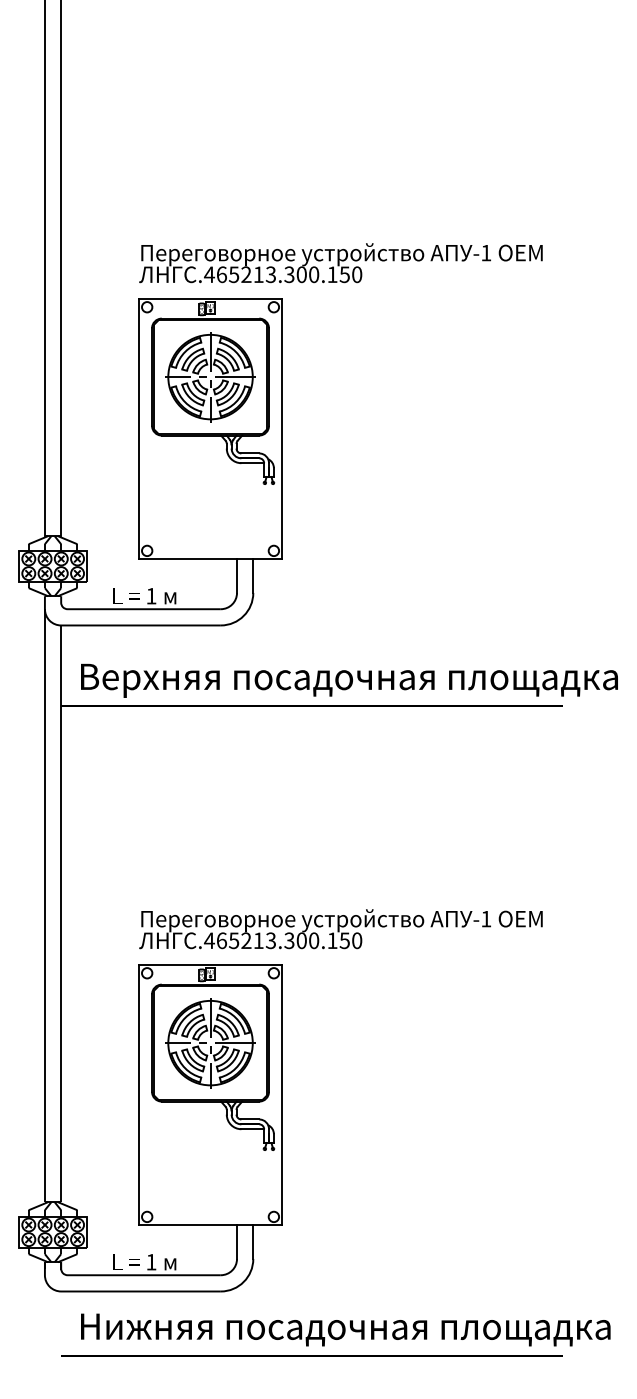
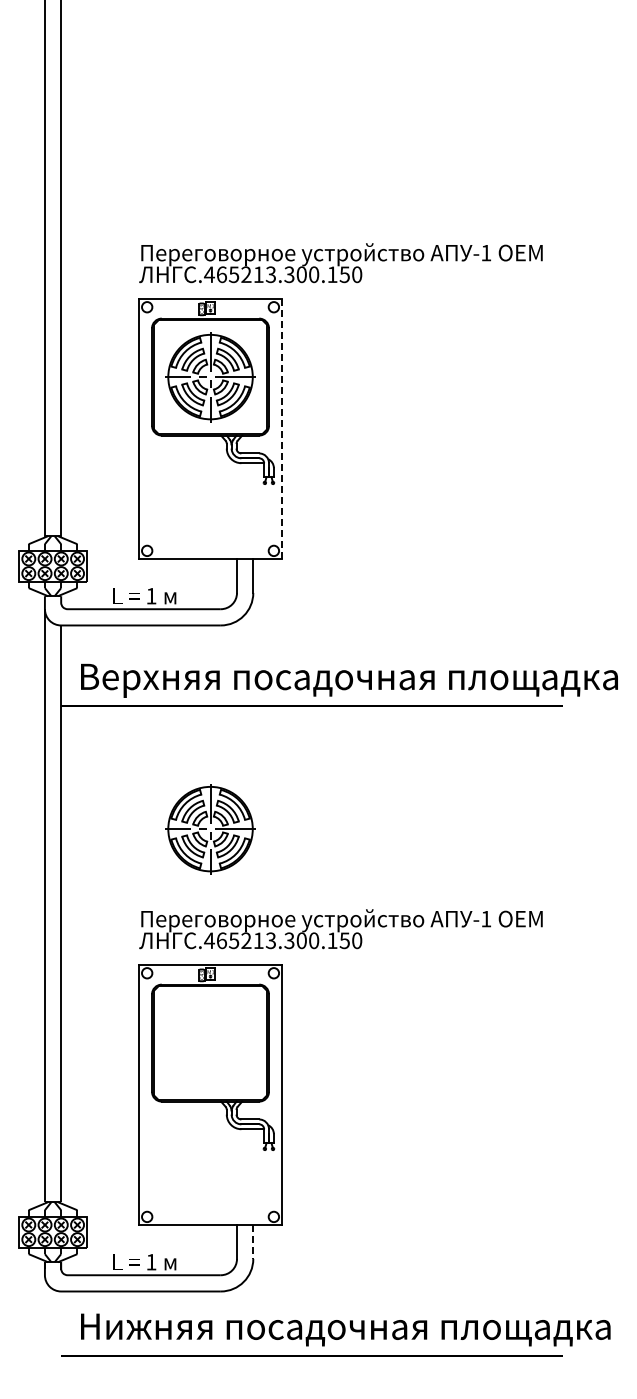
line: solid -> dashed (282, 429)
part position: (210, 1043) -> (210, 829) (210, 829)
line: solid -> dashed (253, 1242)
